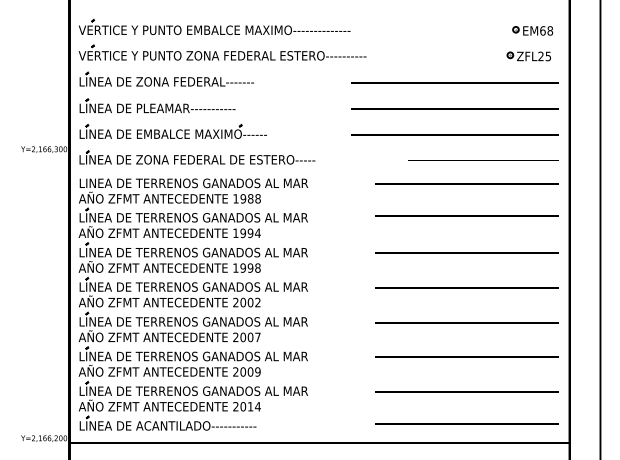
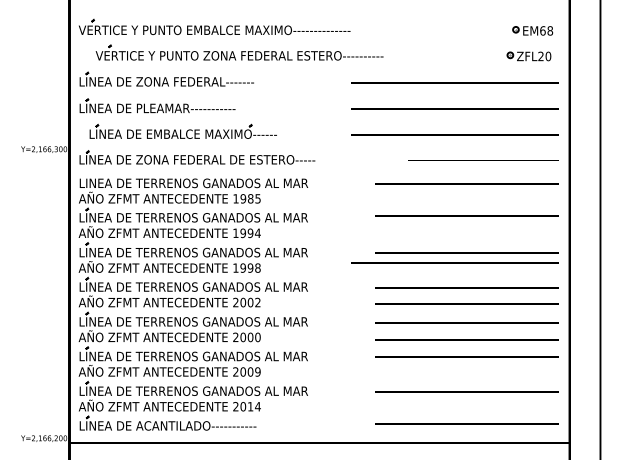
part position: (222, 52) -> (239, 52) (239, 52)
text: ZFL25 -> ZFL20 (548, 56)
part position: (172, 130) -> (182, 130) (182, 130)
text: 1988 -> 1985 (257, 198)
line: none -> present (454, 262)
line: none -> present (466, 303)
text: 2007 -> 2000 (257, 337)
line: none -> present (466, 339)
